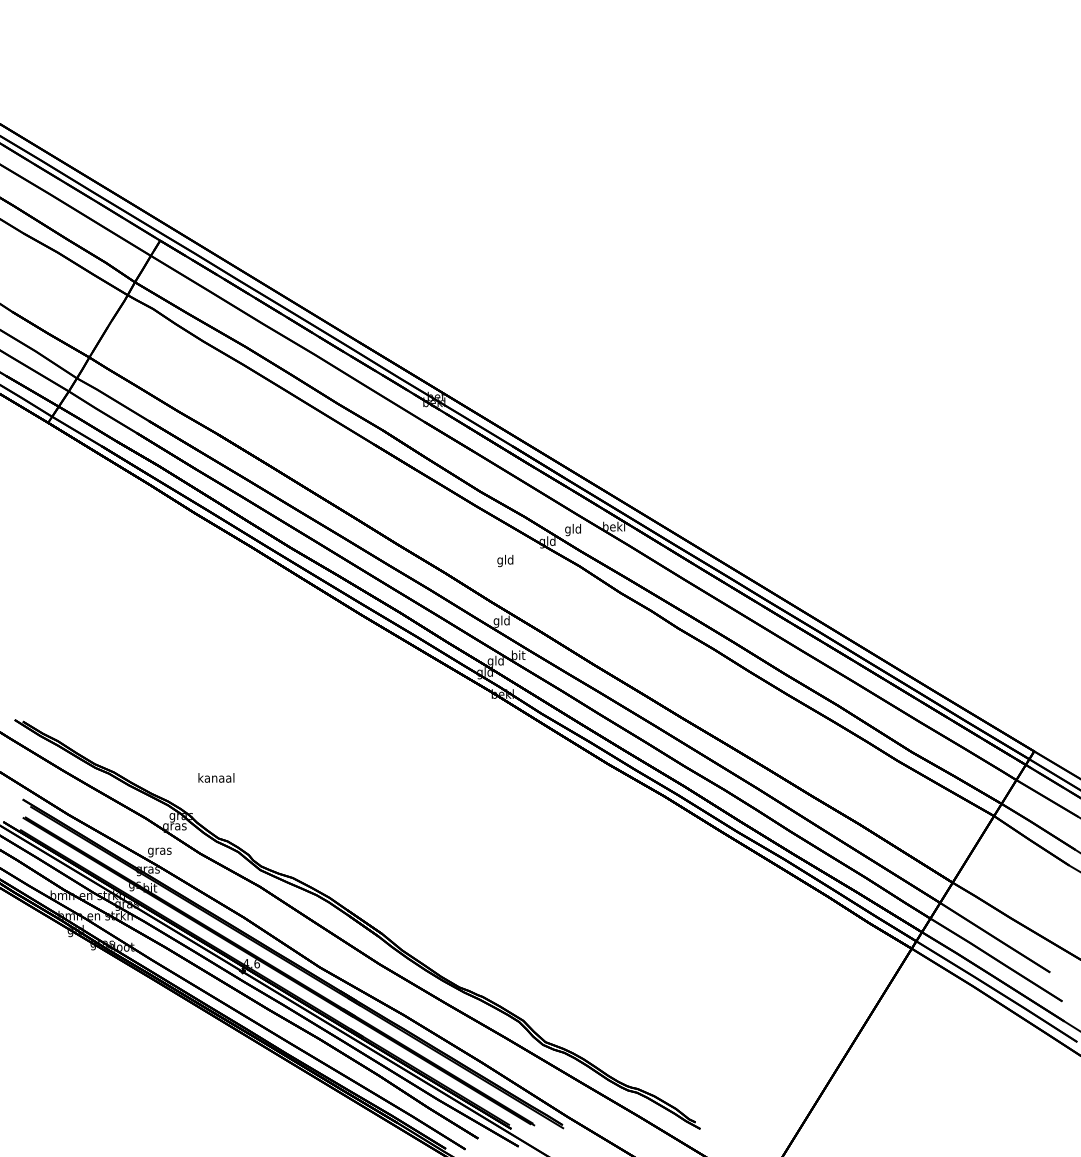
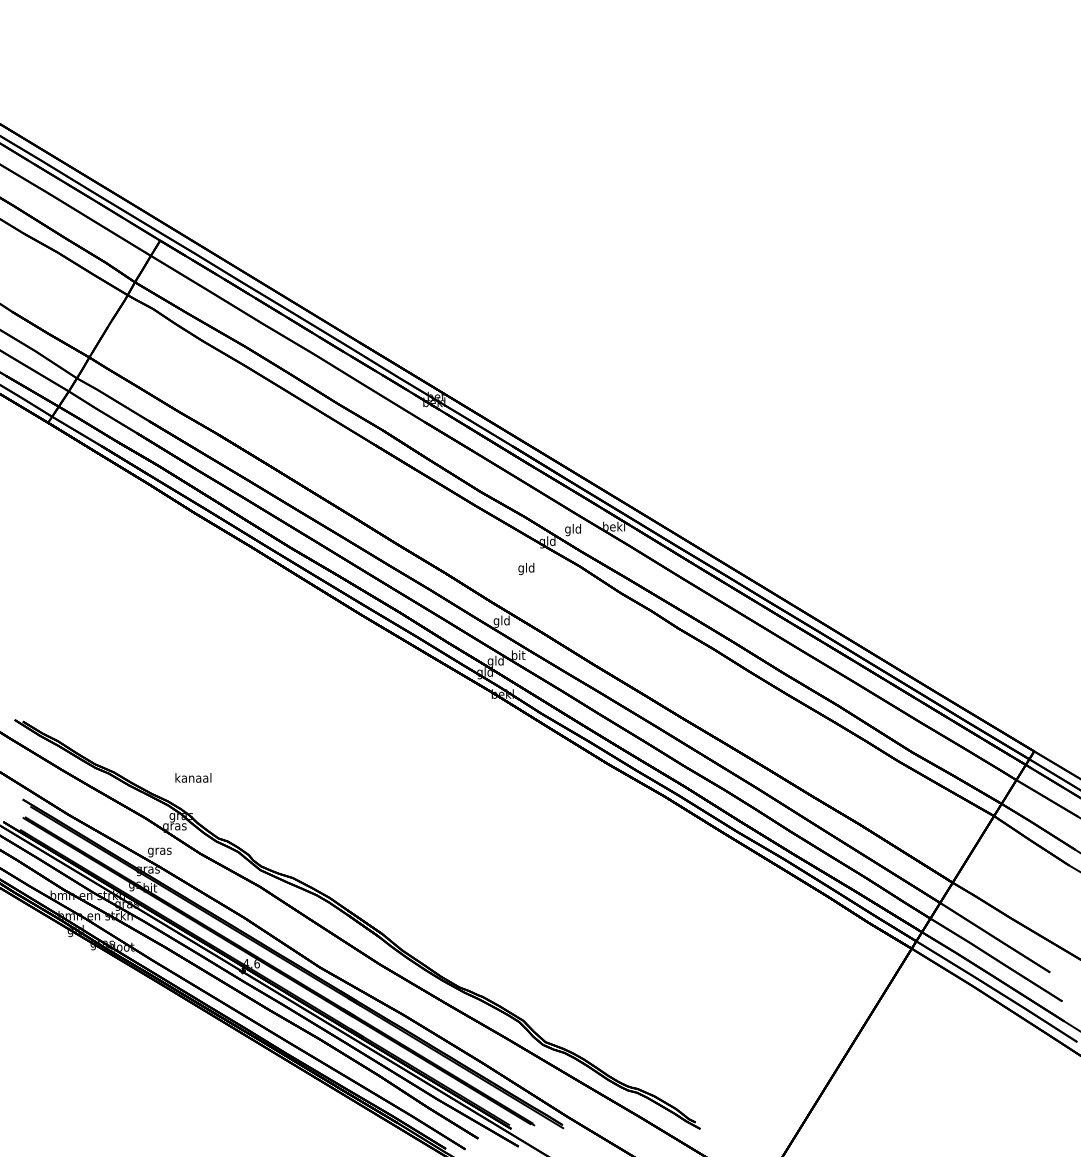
text position: (505, 560) -> (526, 568) (526, 568)
text position: (216, 777) -> (193, 777) (193, 777)
